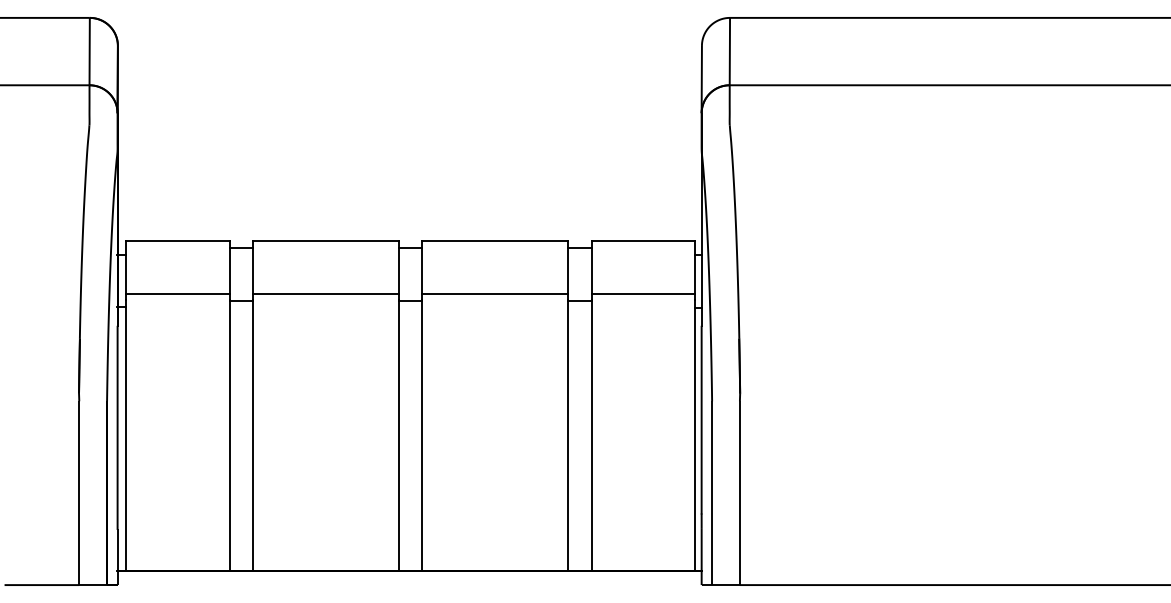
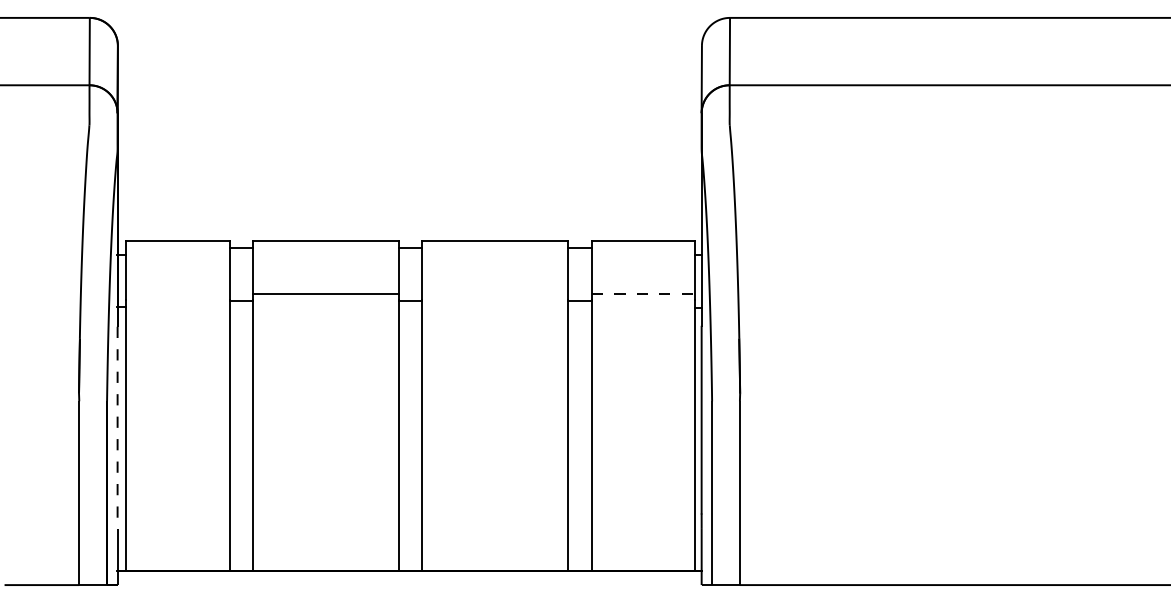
line: present -> none (177, 293)
line: present -> none (495, 294)
line: solid -> dashed (643, 294)
line: solid -> dashed (117, 428)
